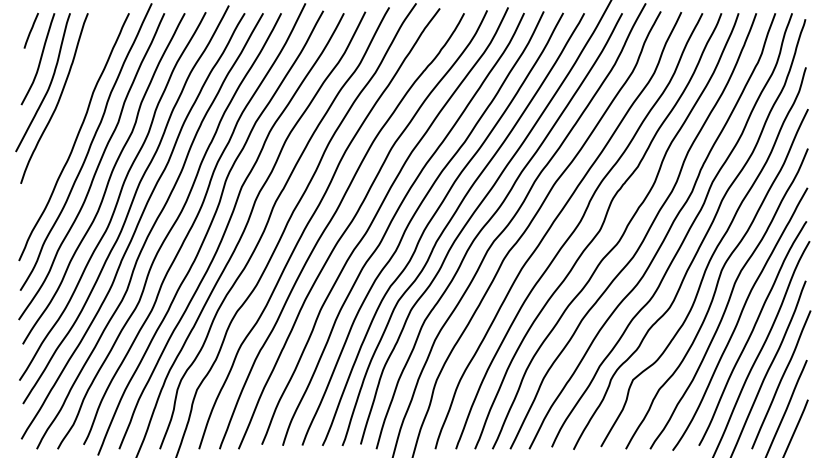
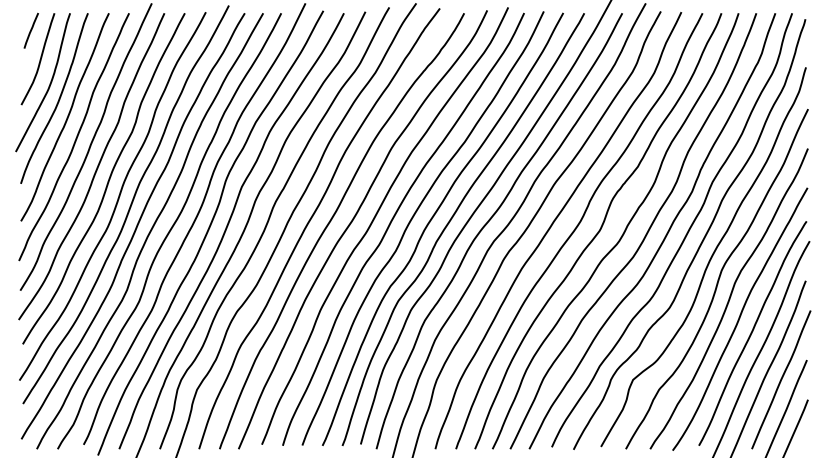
curve: none -> present (66, 117)
